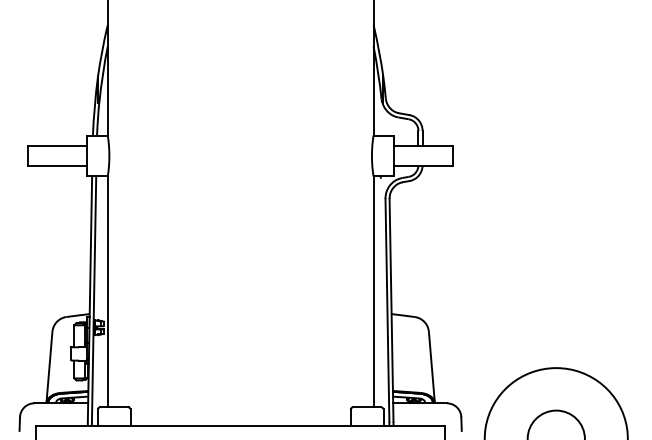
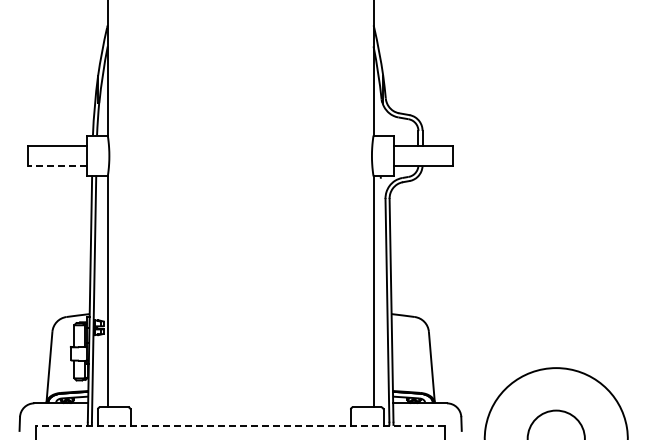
line: solid -> dashed (57, 166)
line: solid -> dashed (240, 425)
